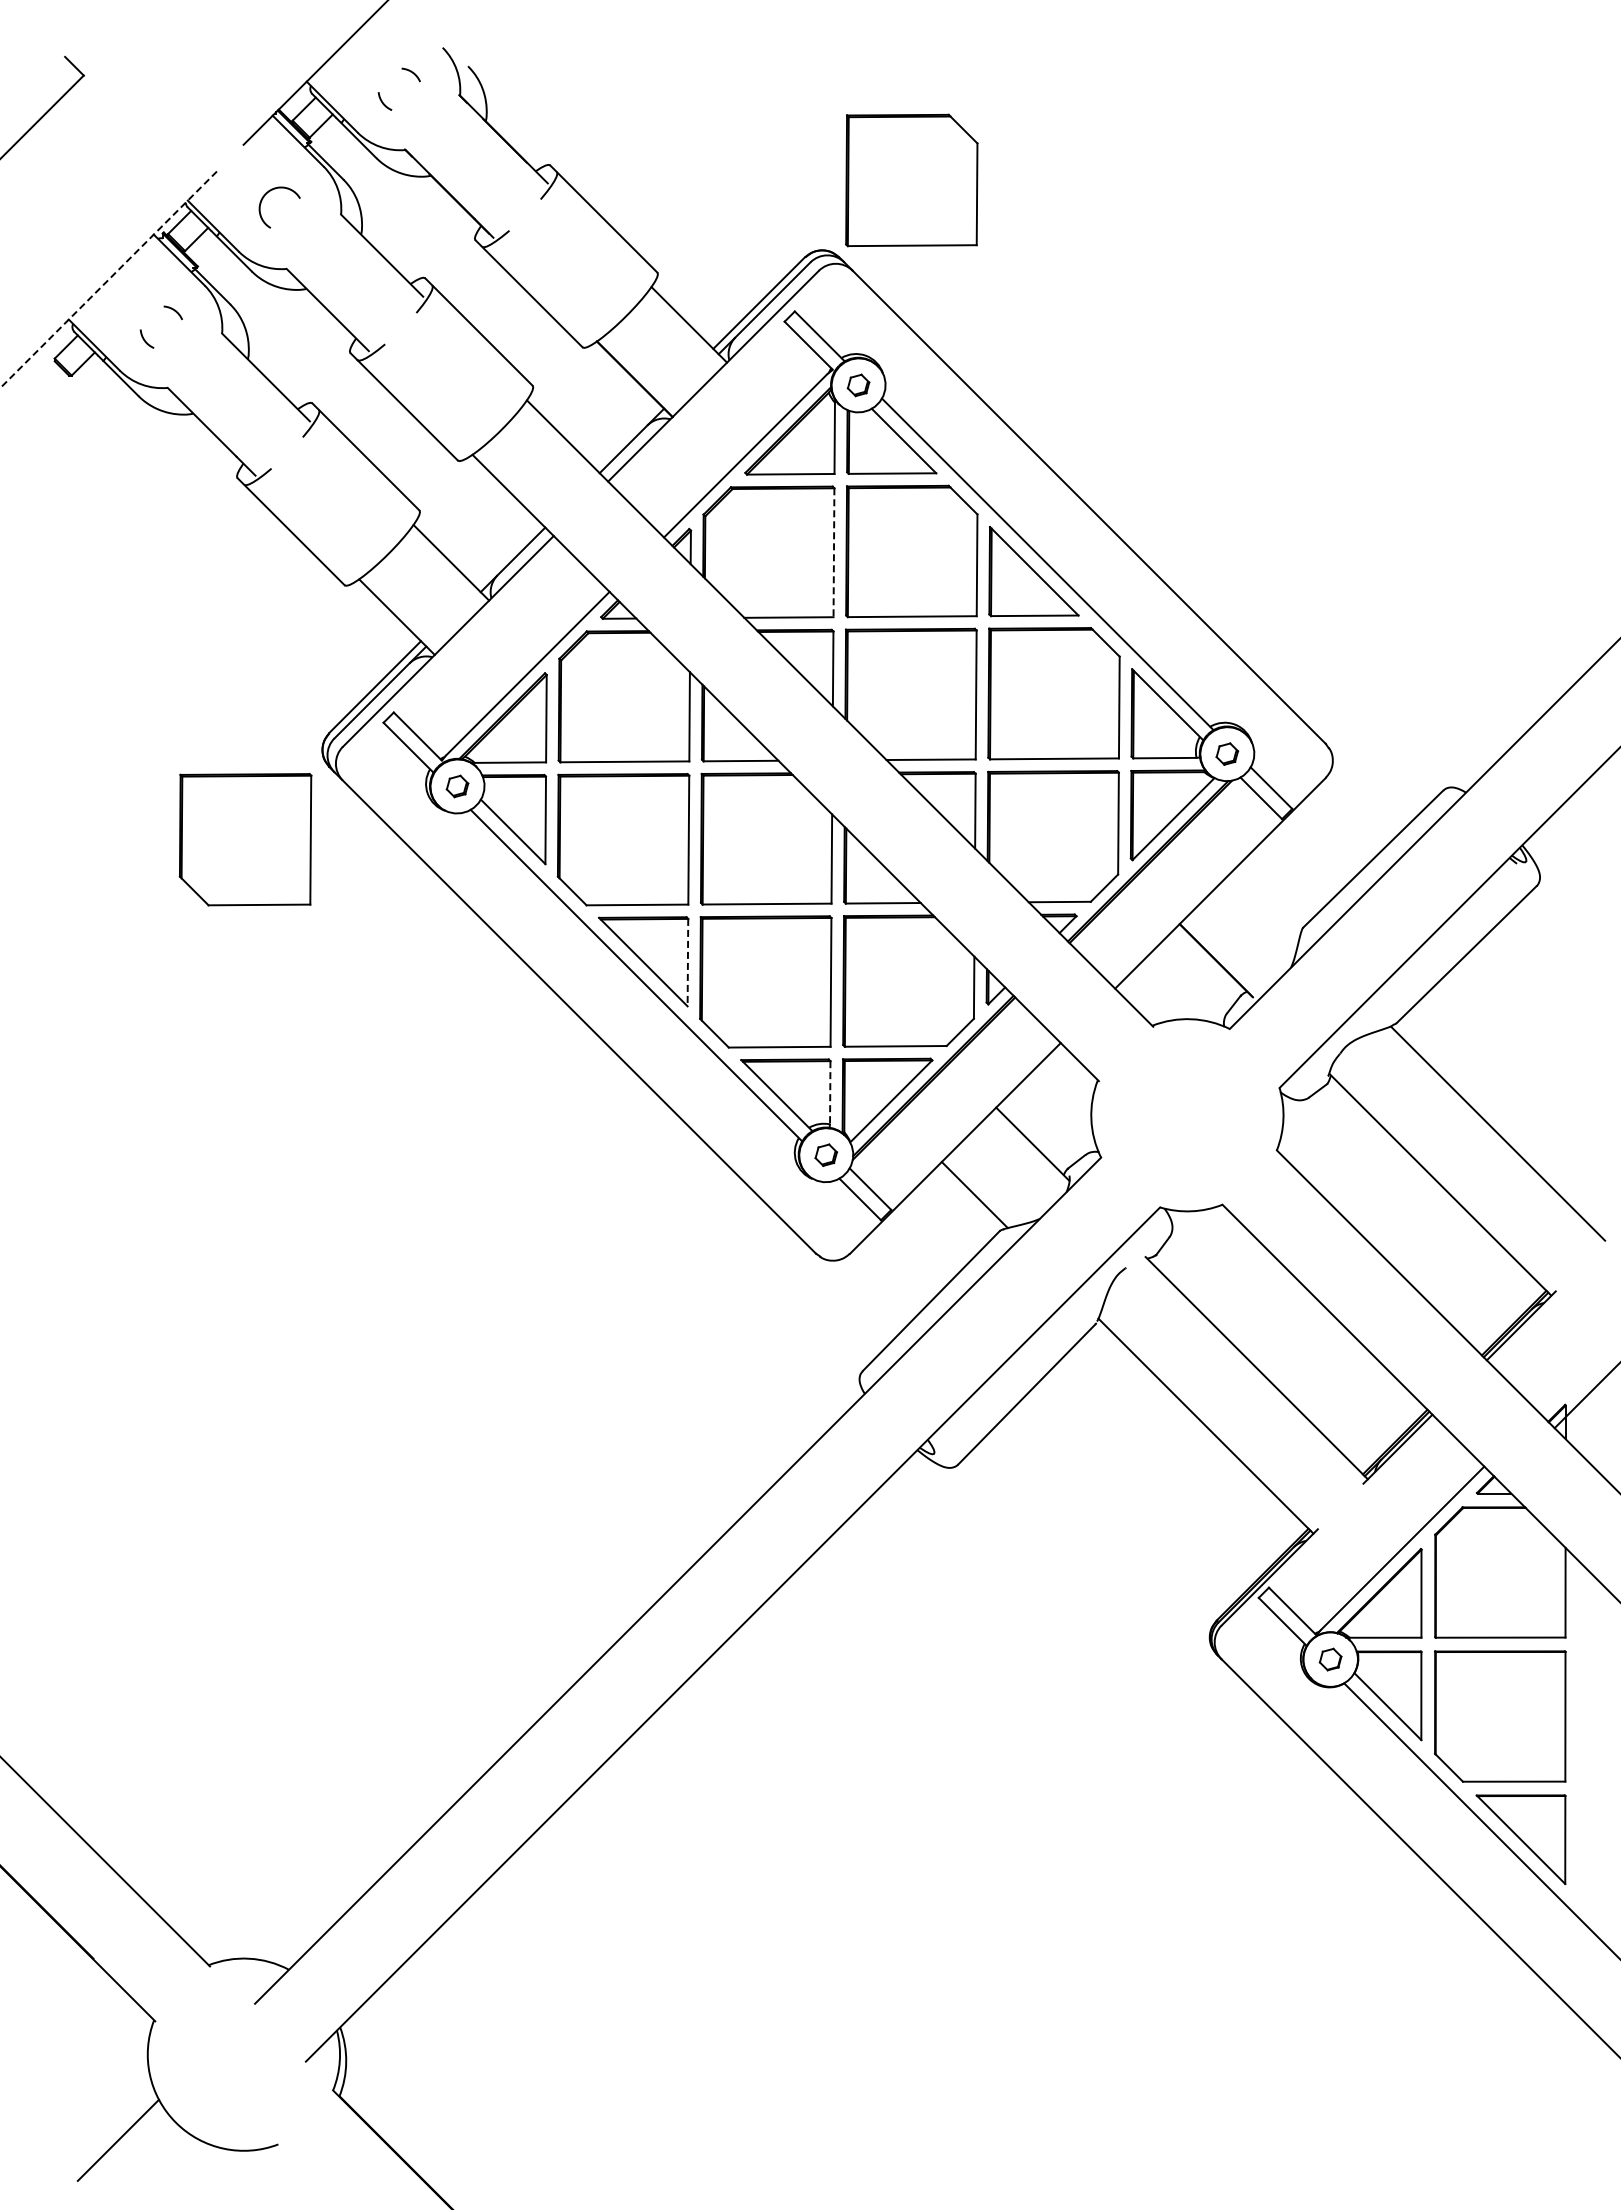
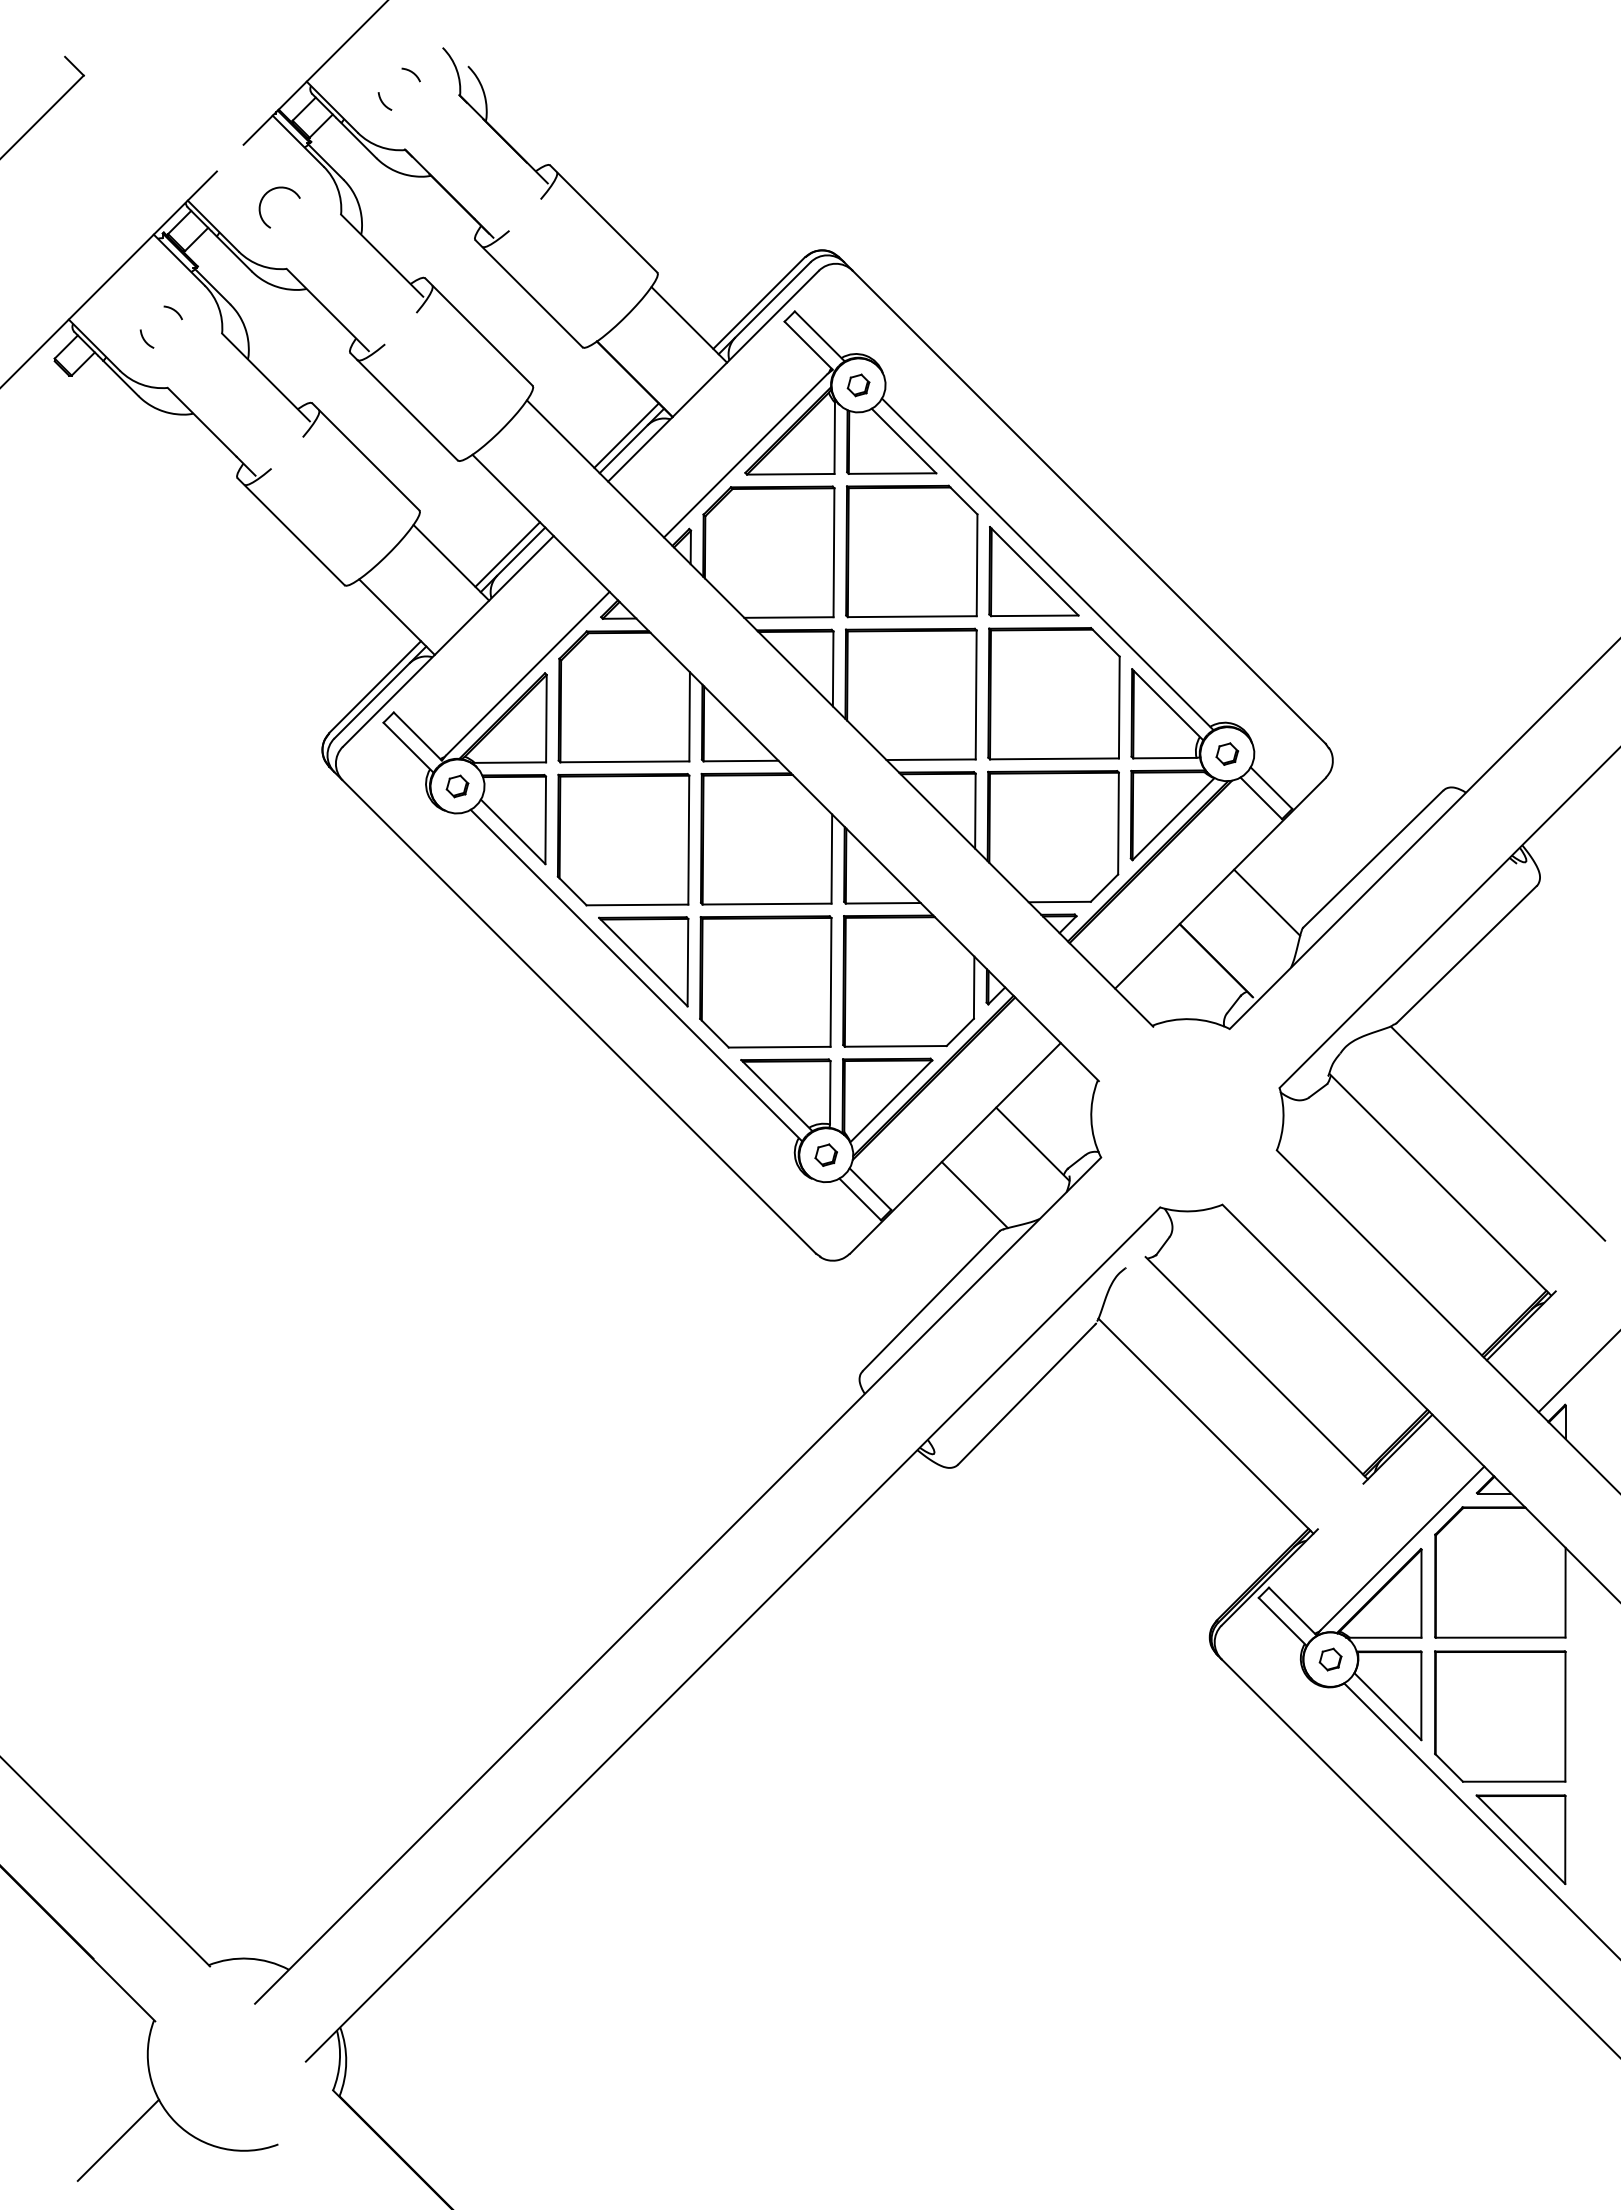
part: present -> none (911, 180)
line: dashed -> solid (108, 280)
line: none -> present (626, 435)
line: dashed -> solid (833, 553)
line: none -> present (507, 554)
part: present -> none (245, 839)
line: none -> present (1267, 902)
line: dashed -> solid (687, 962)
line: dashed -> solid (830, 1092)
line position: (1585, 1396) -> (1577, 1372) (1577, 1372)
